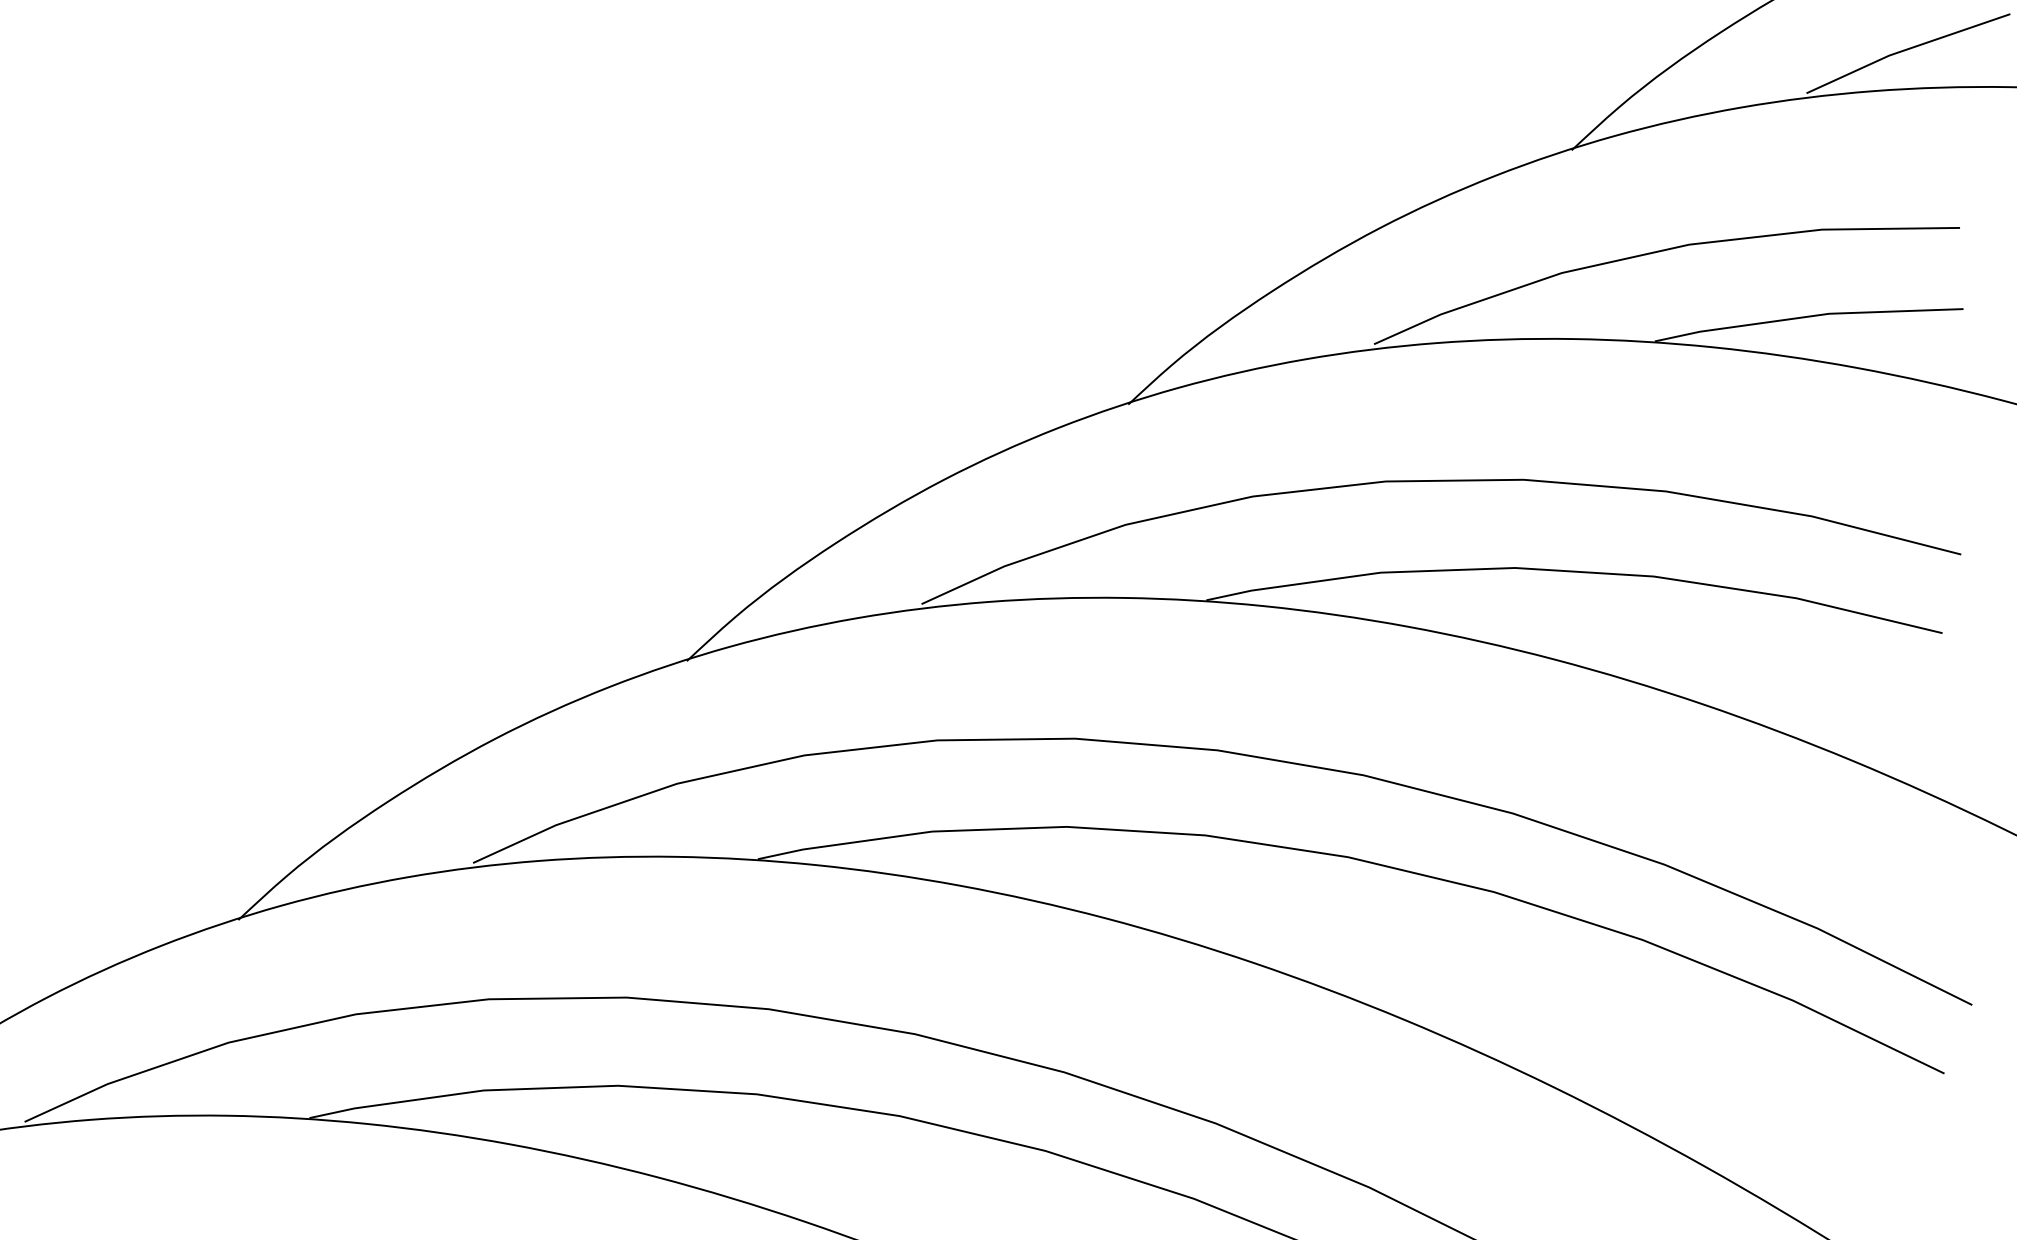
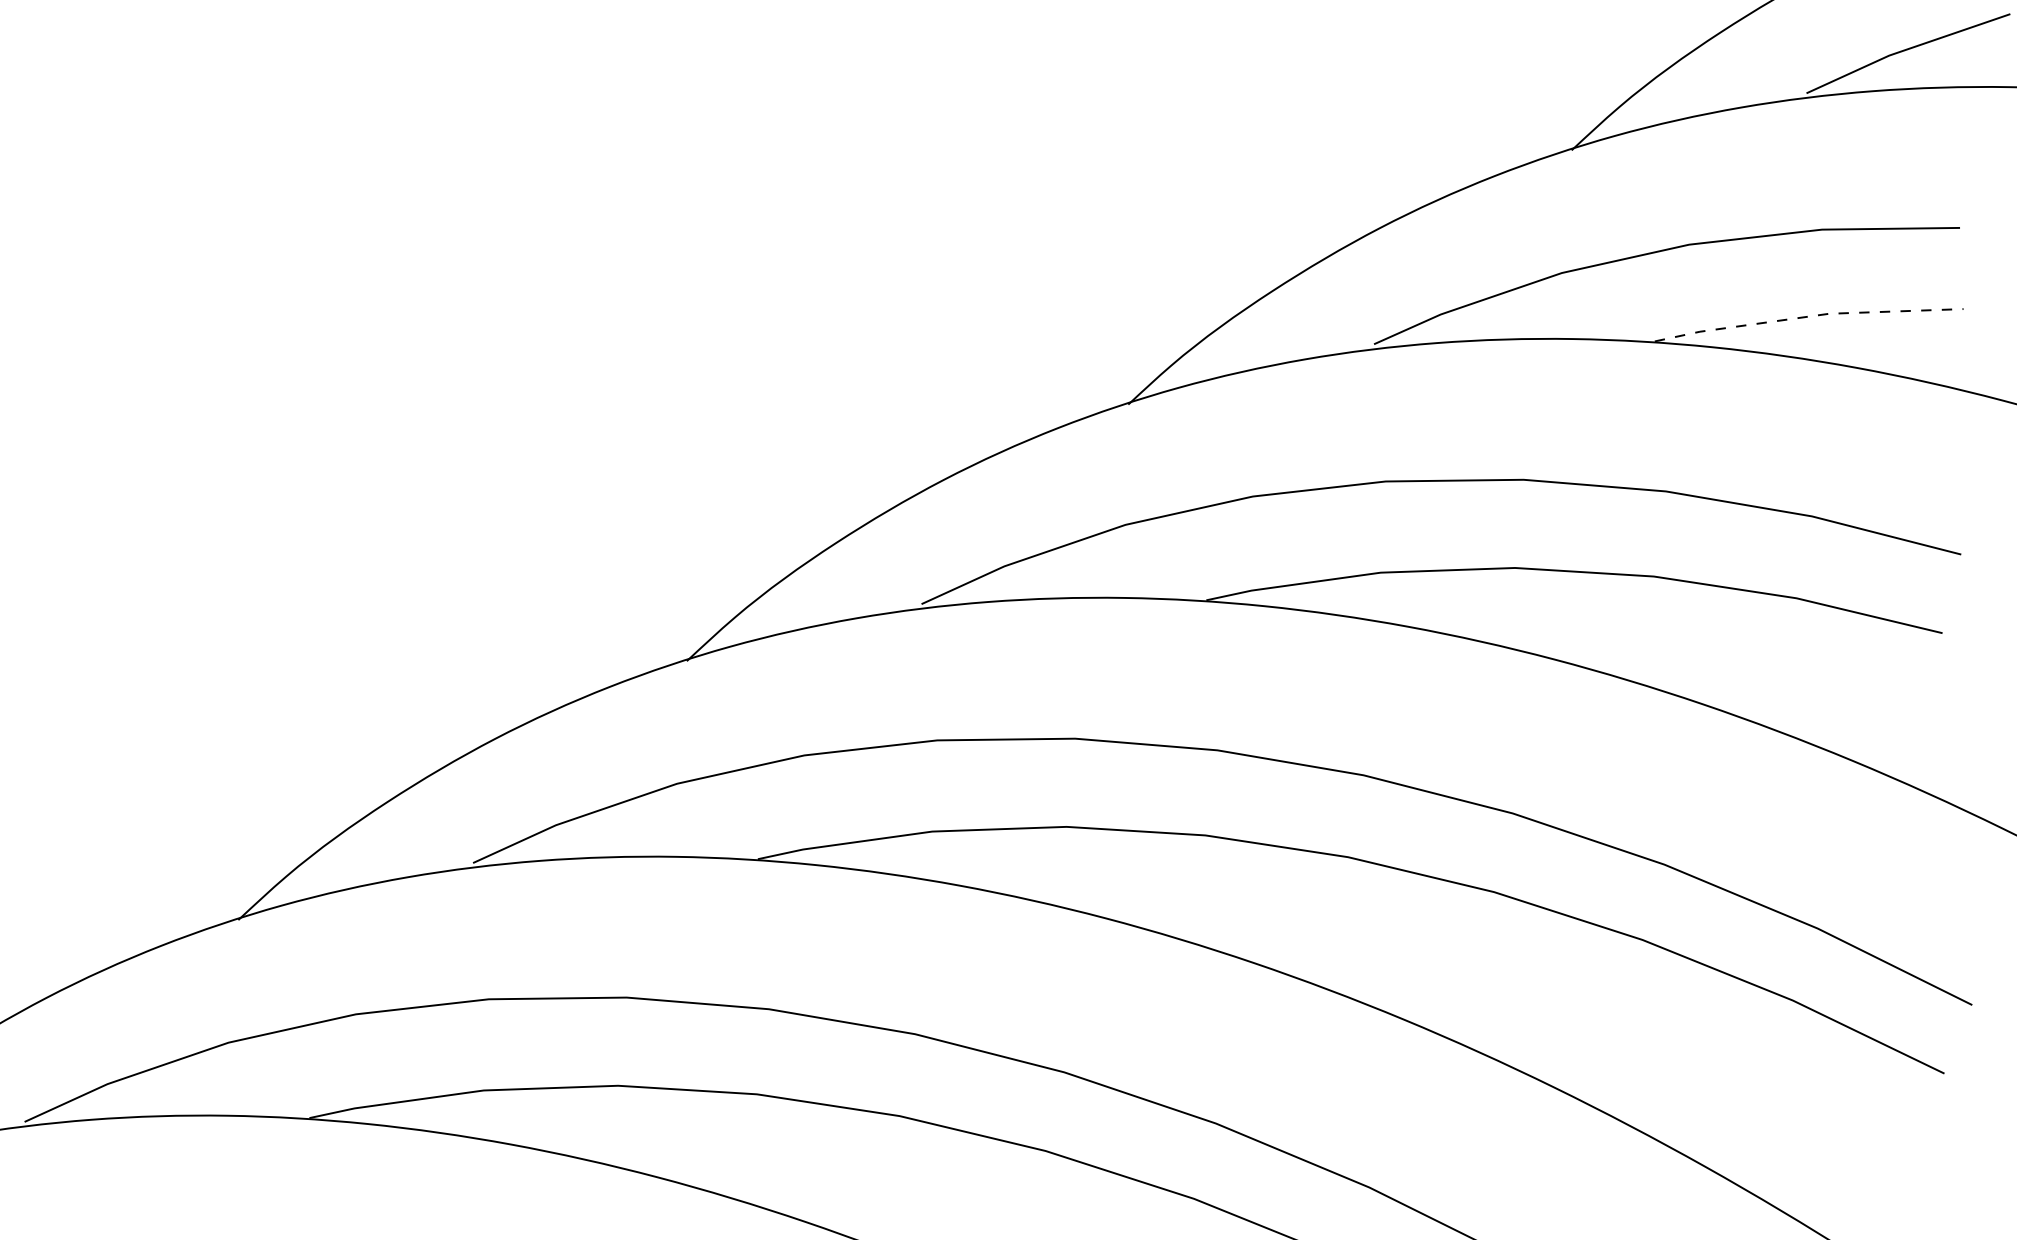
line: solid -> dashed (1808, 316)
